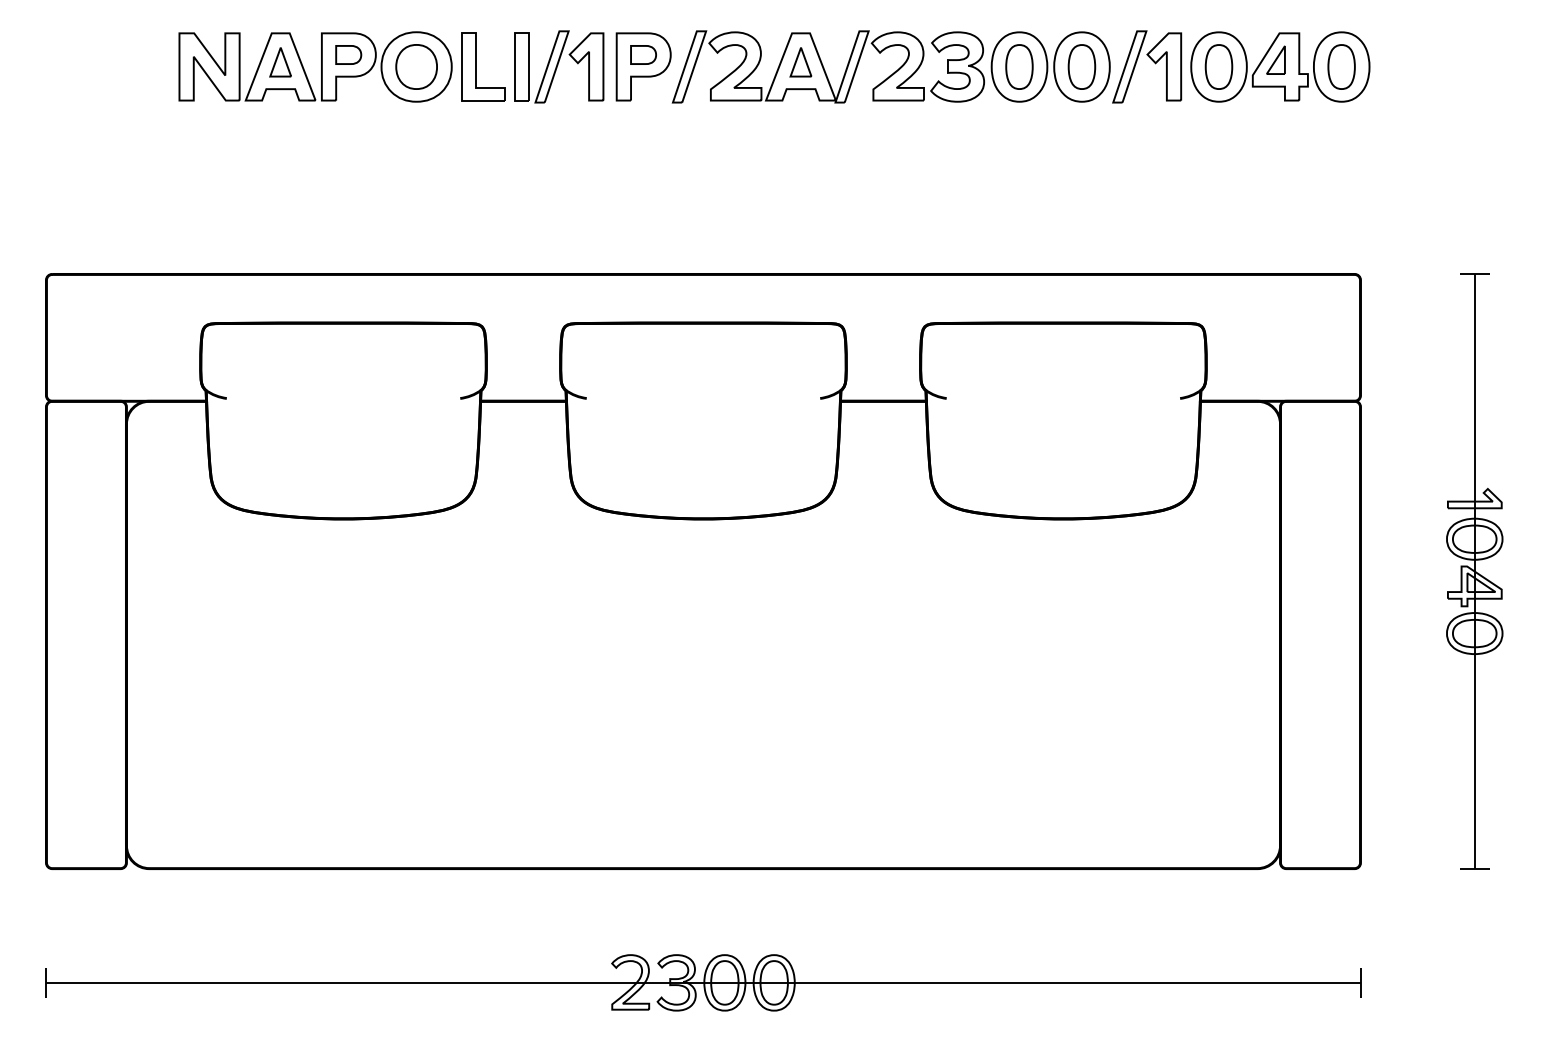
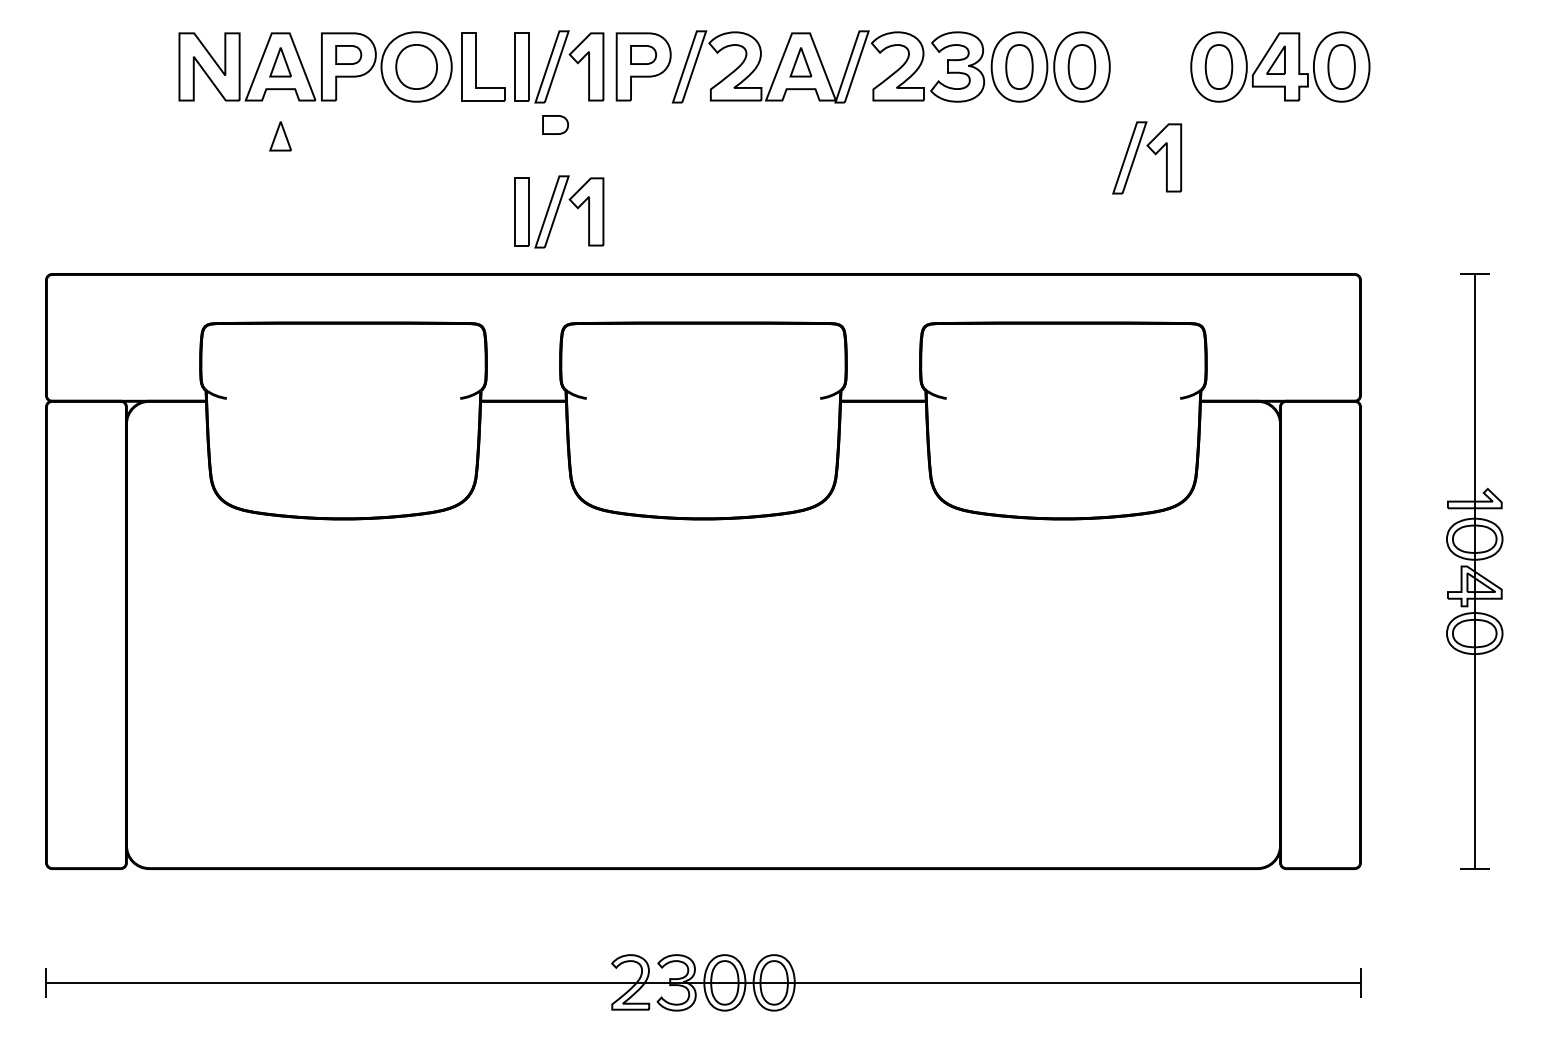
part position: (1152, 61) -> (1152, 152) (1152, 152)
part: none -> present (555, 124)
part: none -> present (280, 136)
part: none -> present (559, 211)
